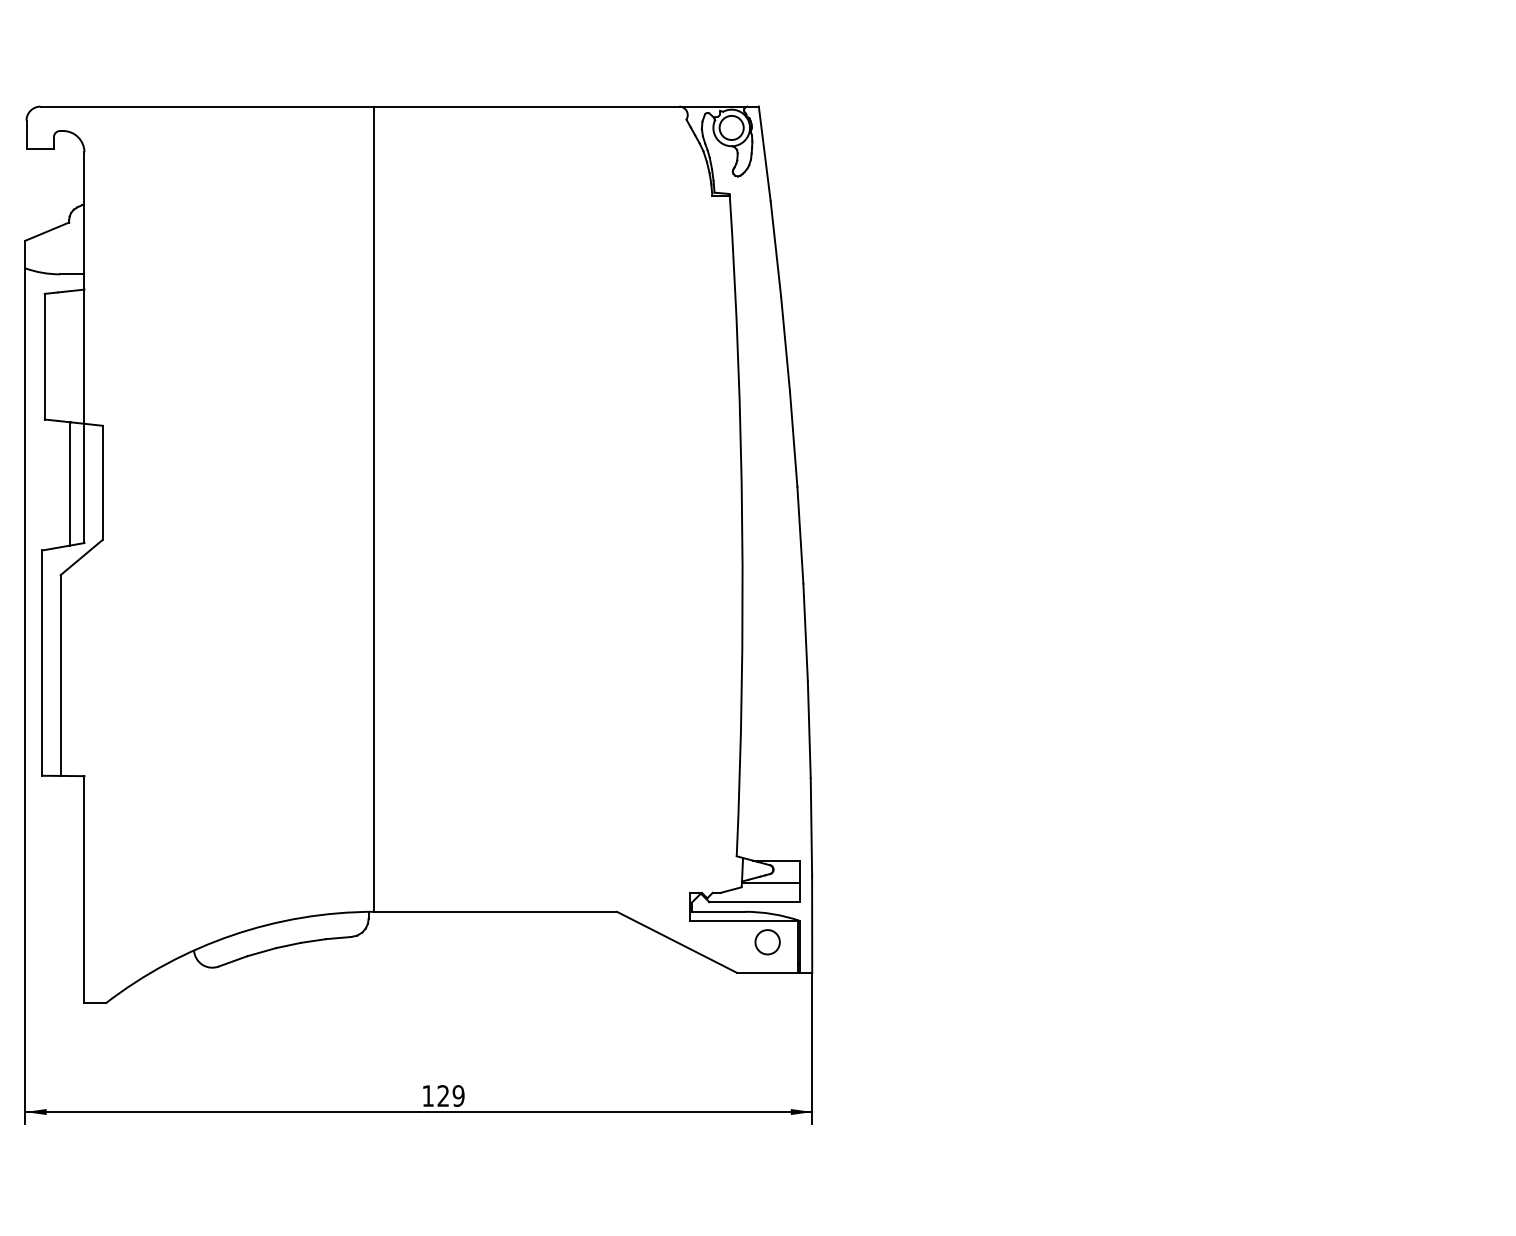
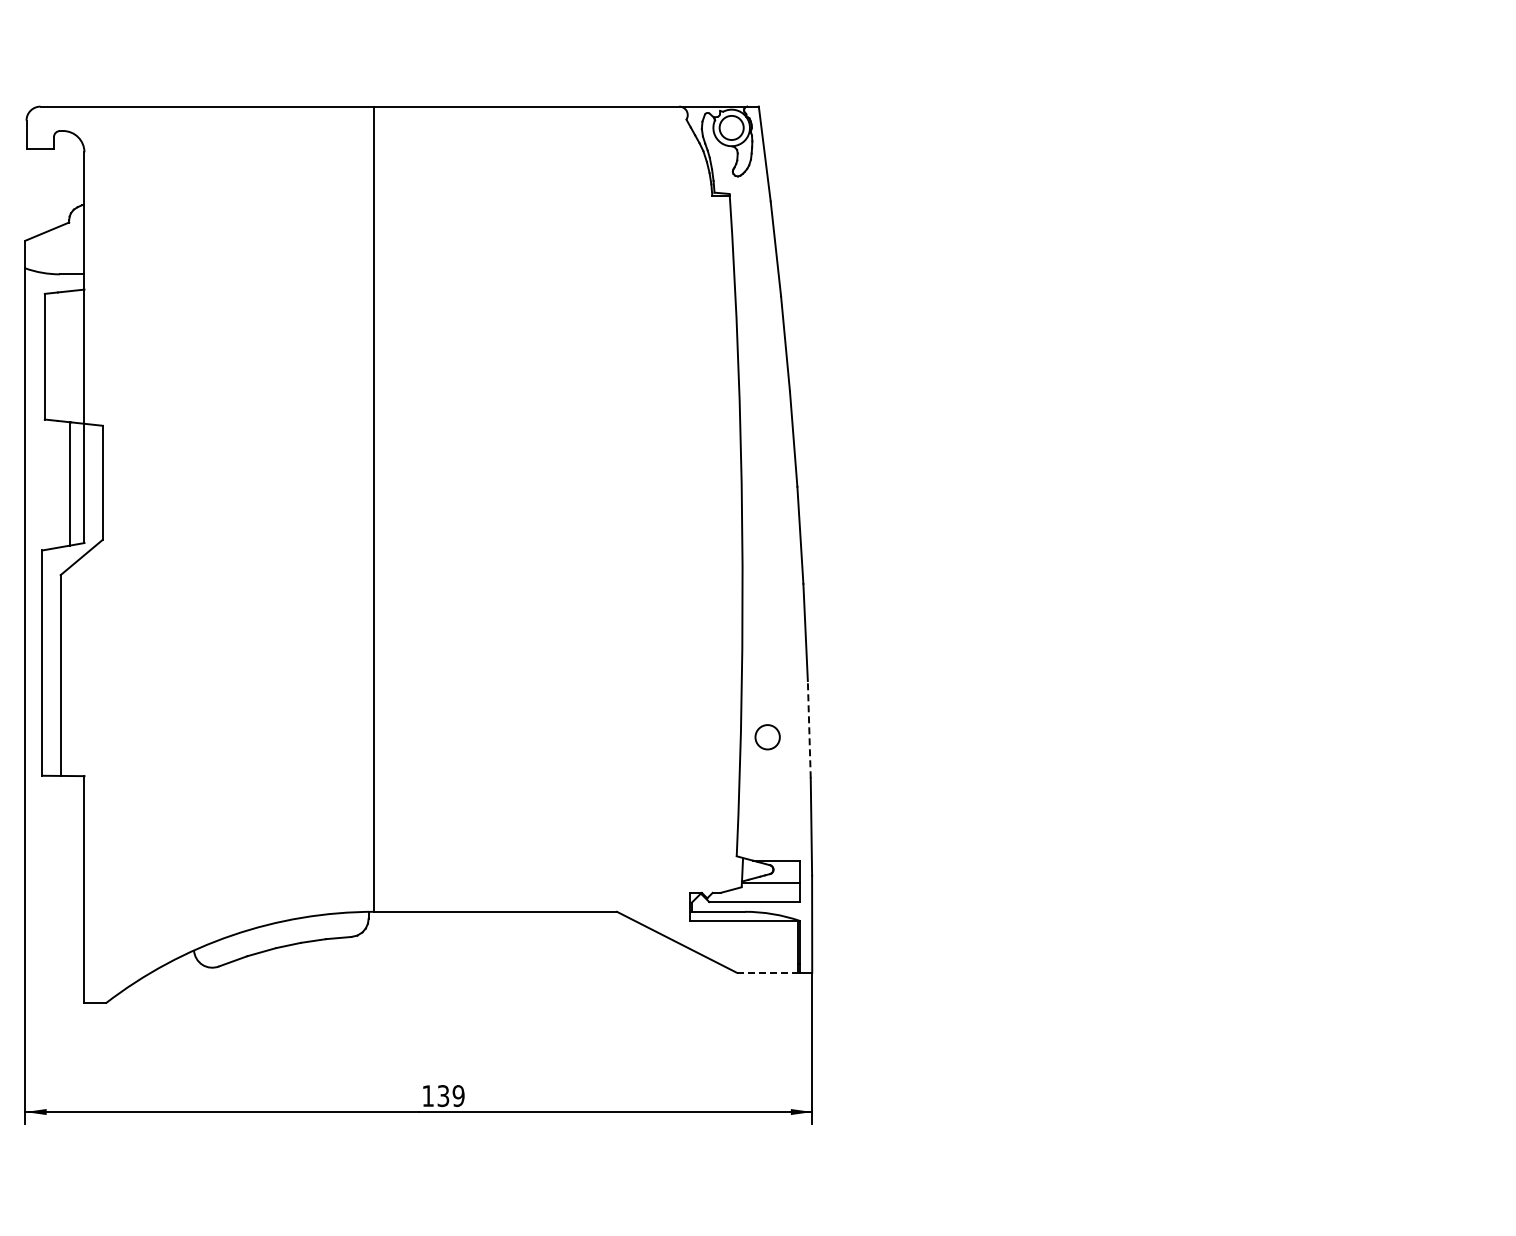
line: solid -> dashed (809, 729)
circle position: (767, 942) -> (767, 737) (767, 737)
line: solid -> dashed (767, 972)
text: 129 -> 139 (443, 1096)
